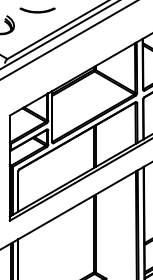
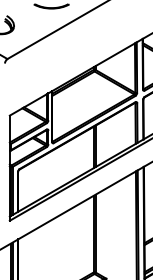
part position: (37, 10) -> (51, 6) (51, 6)
line: present -> none (59, 35)
line: present -> none (68, 40)
